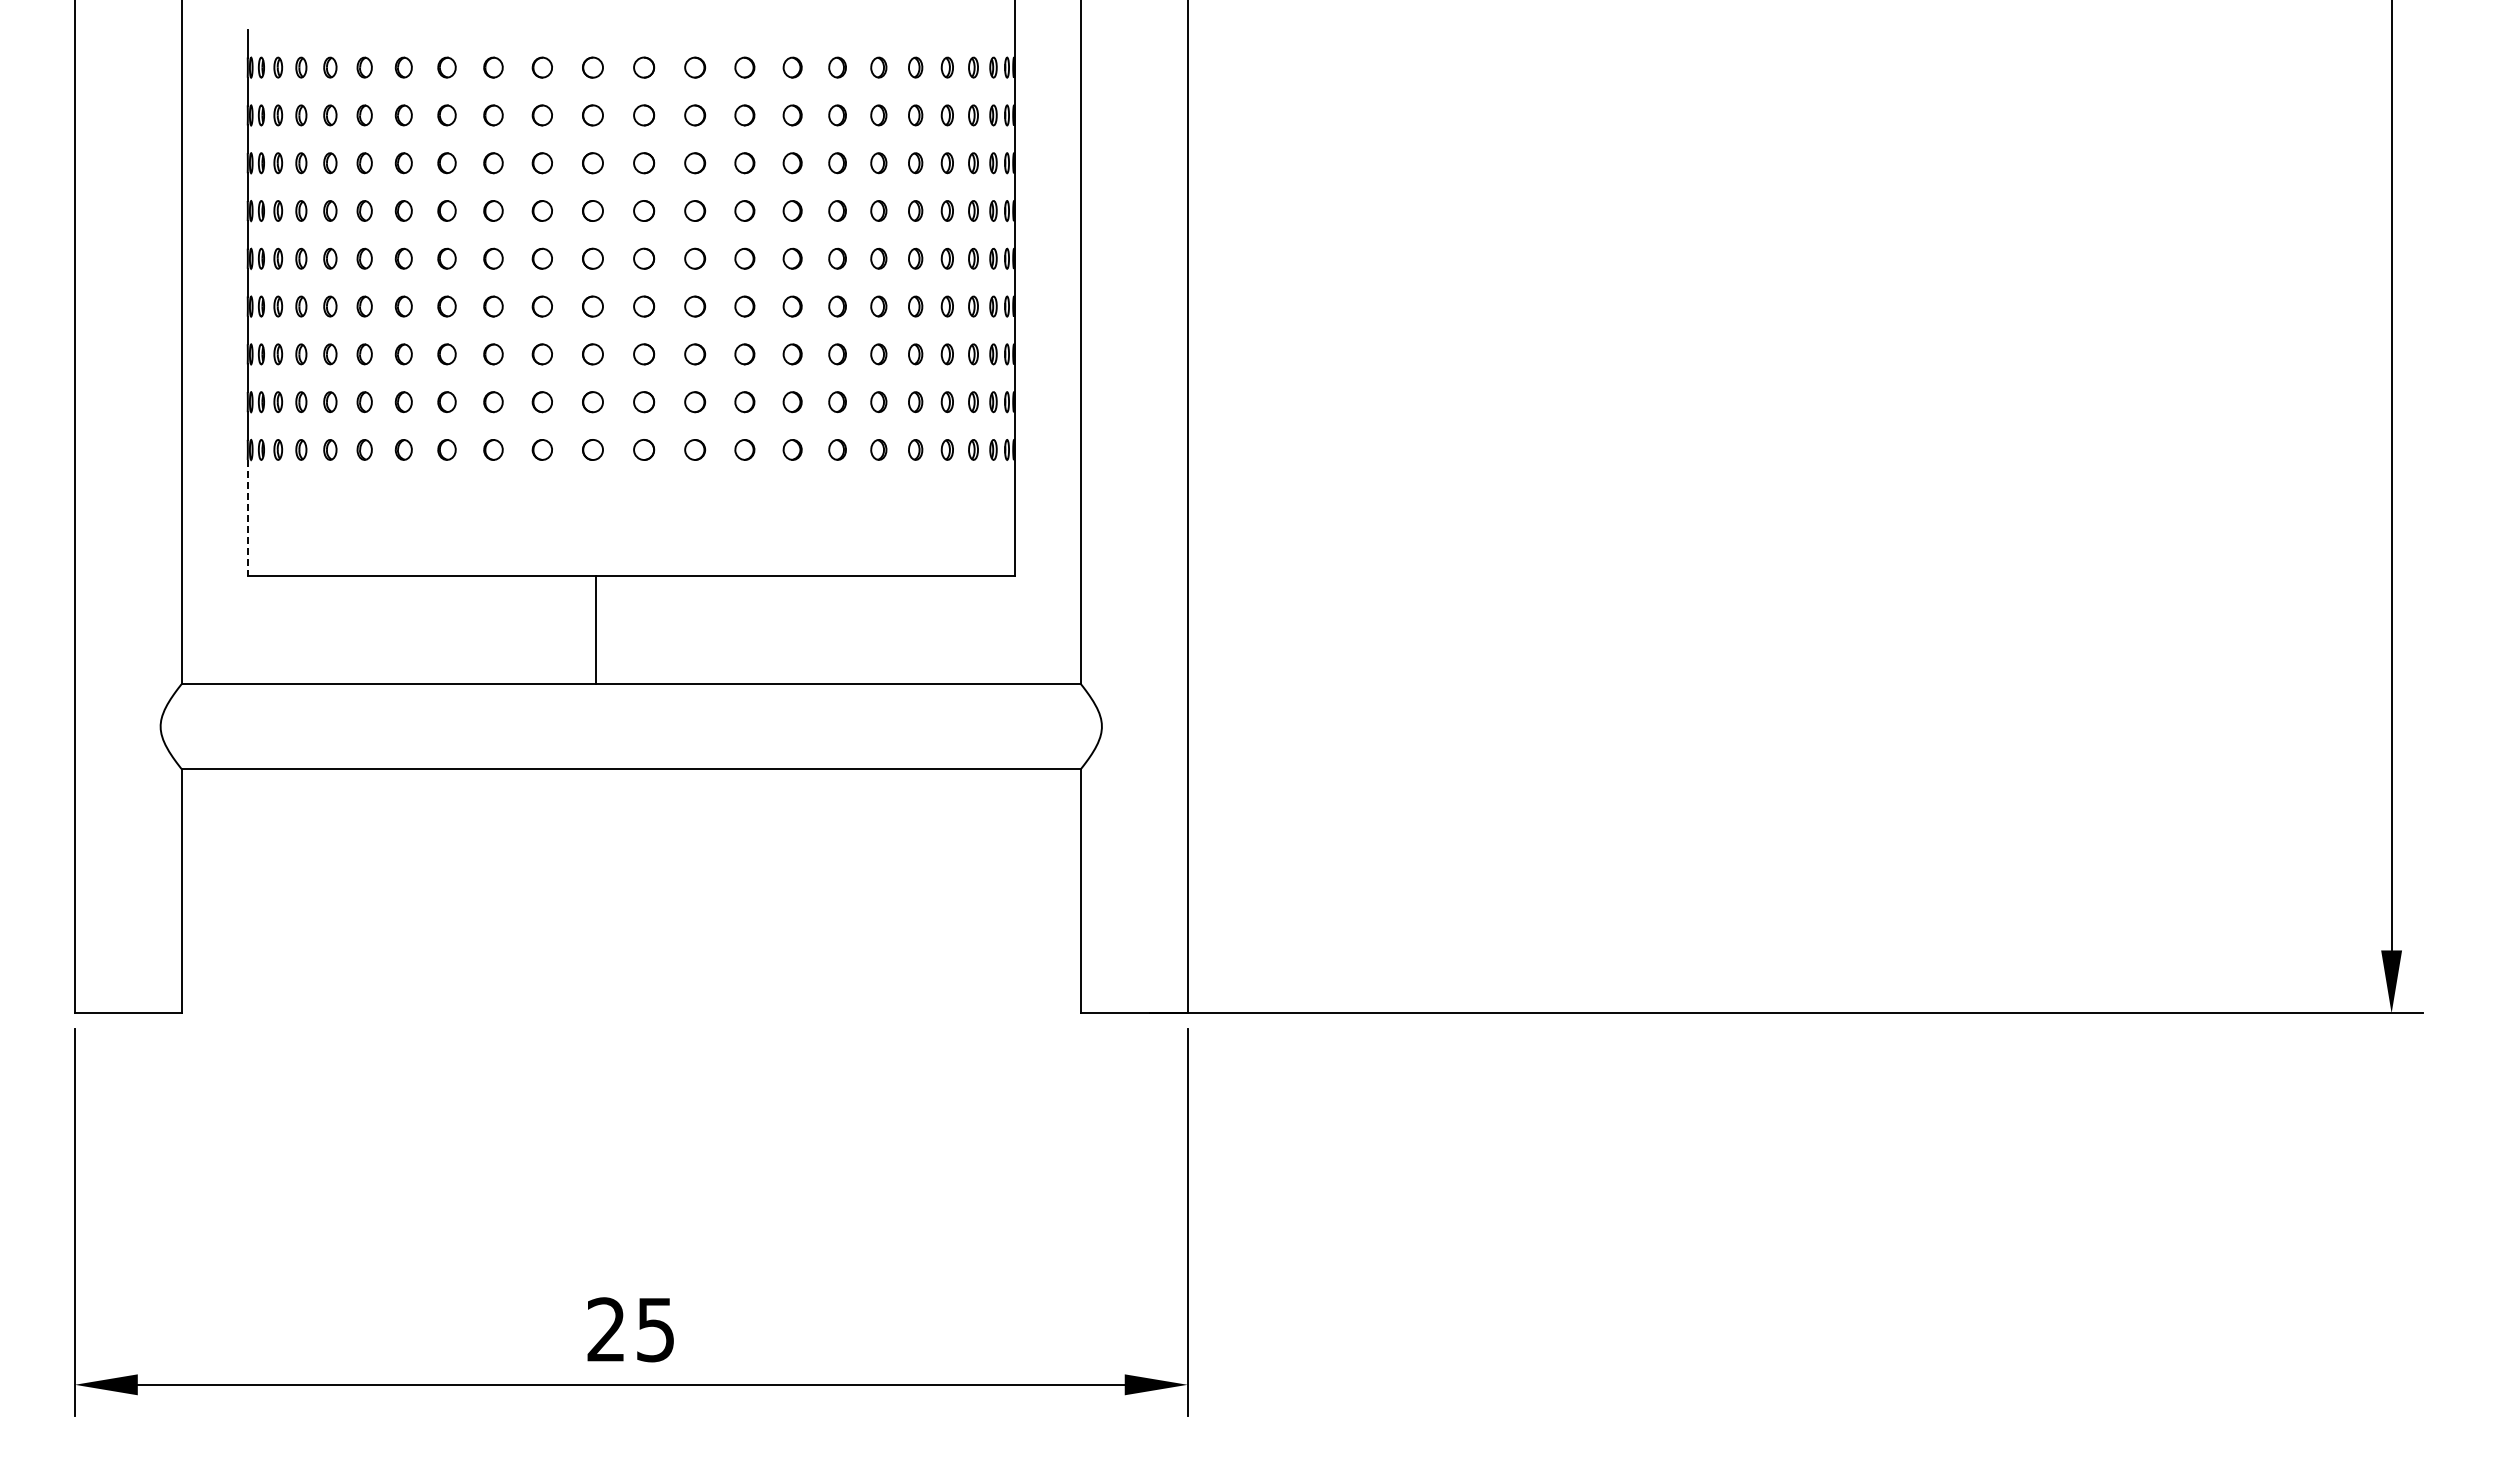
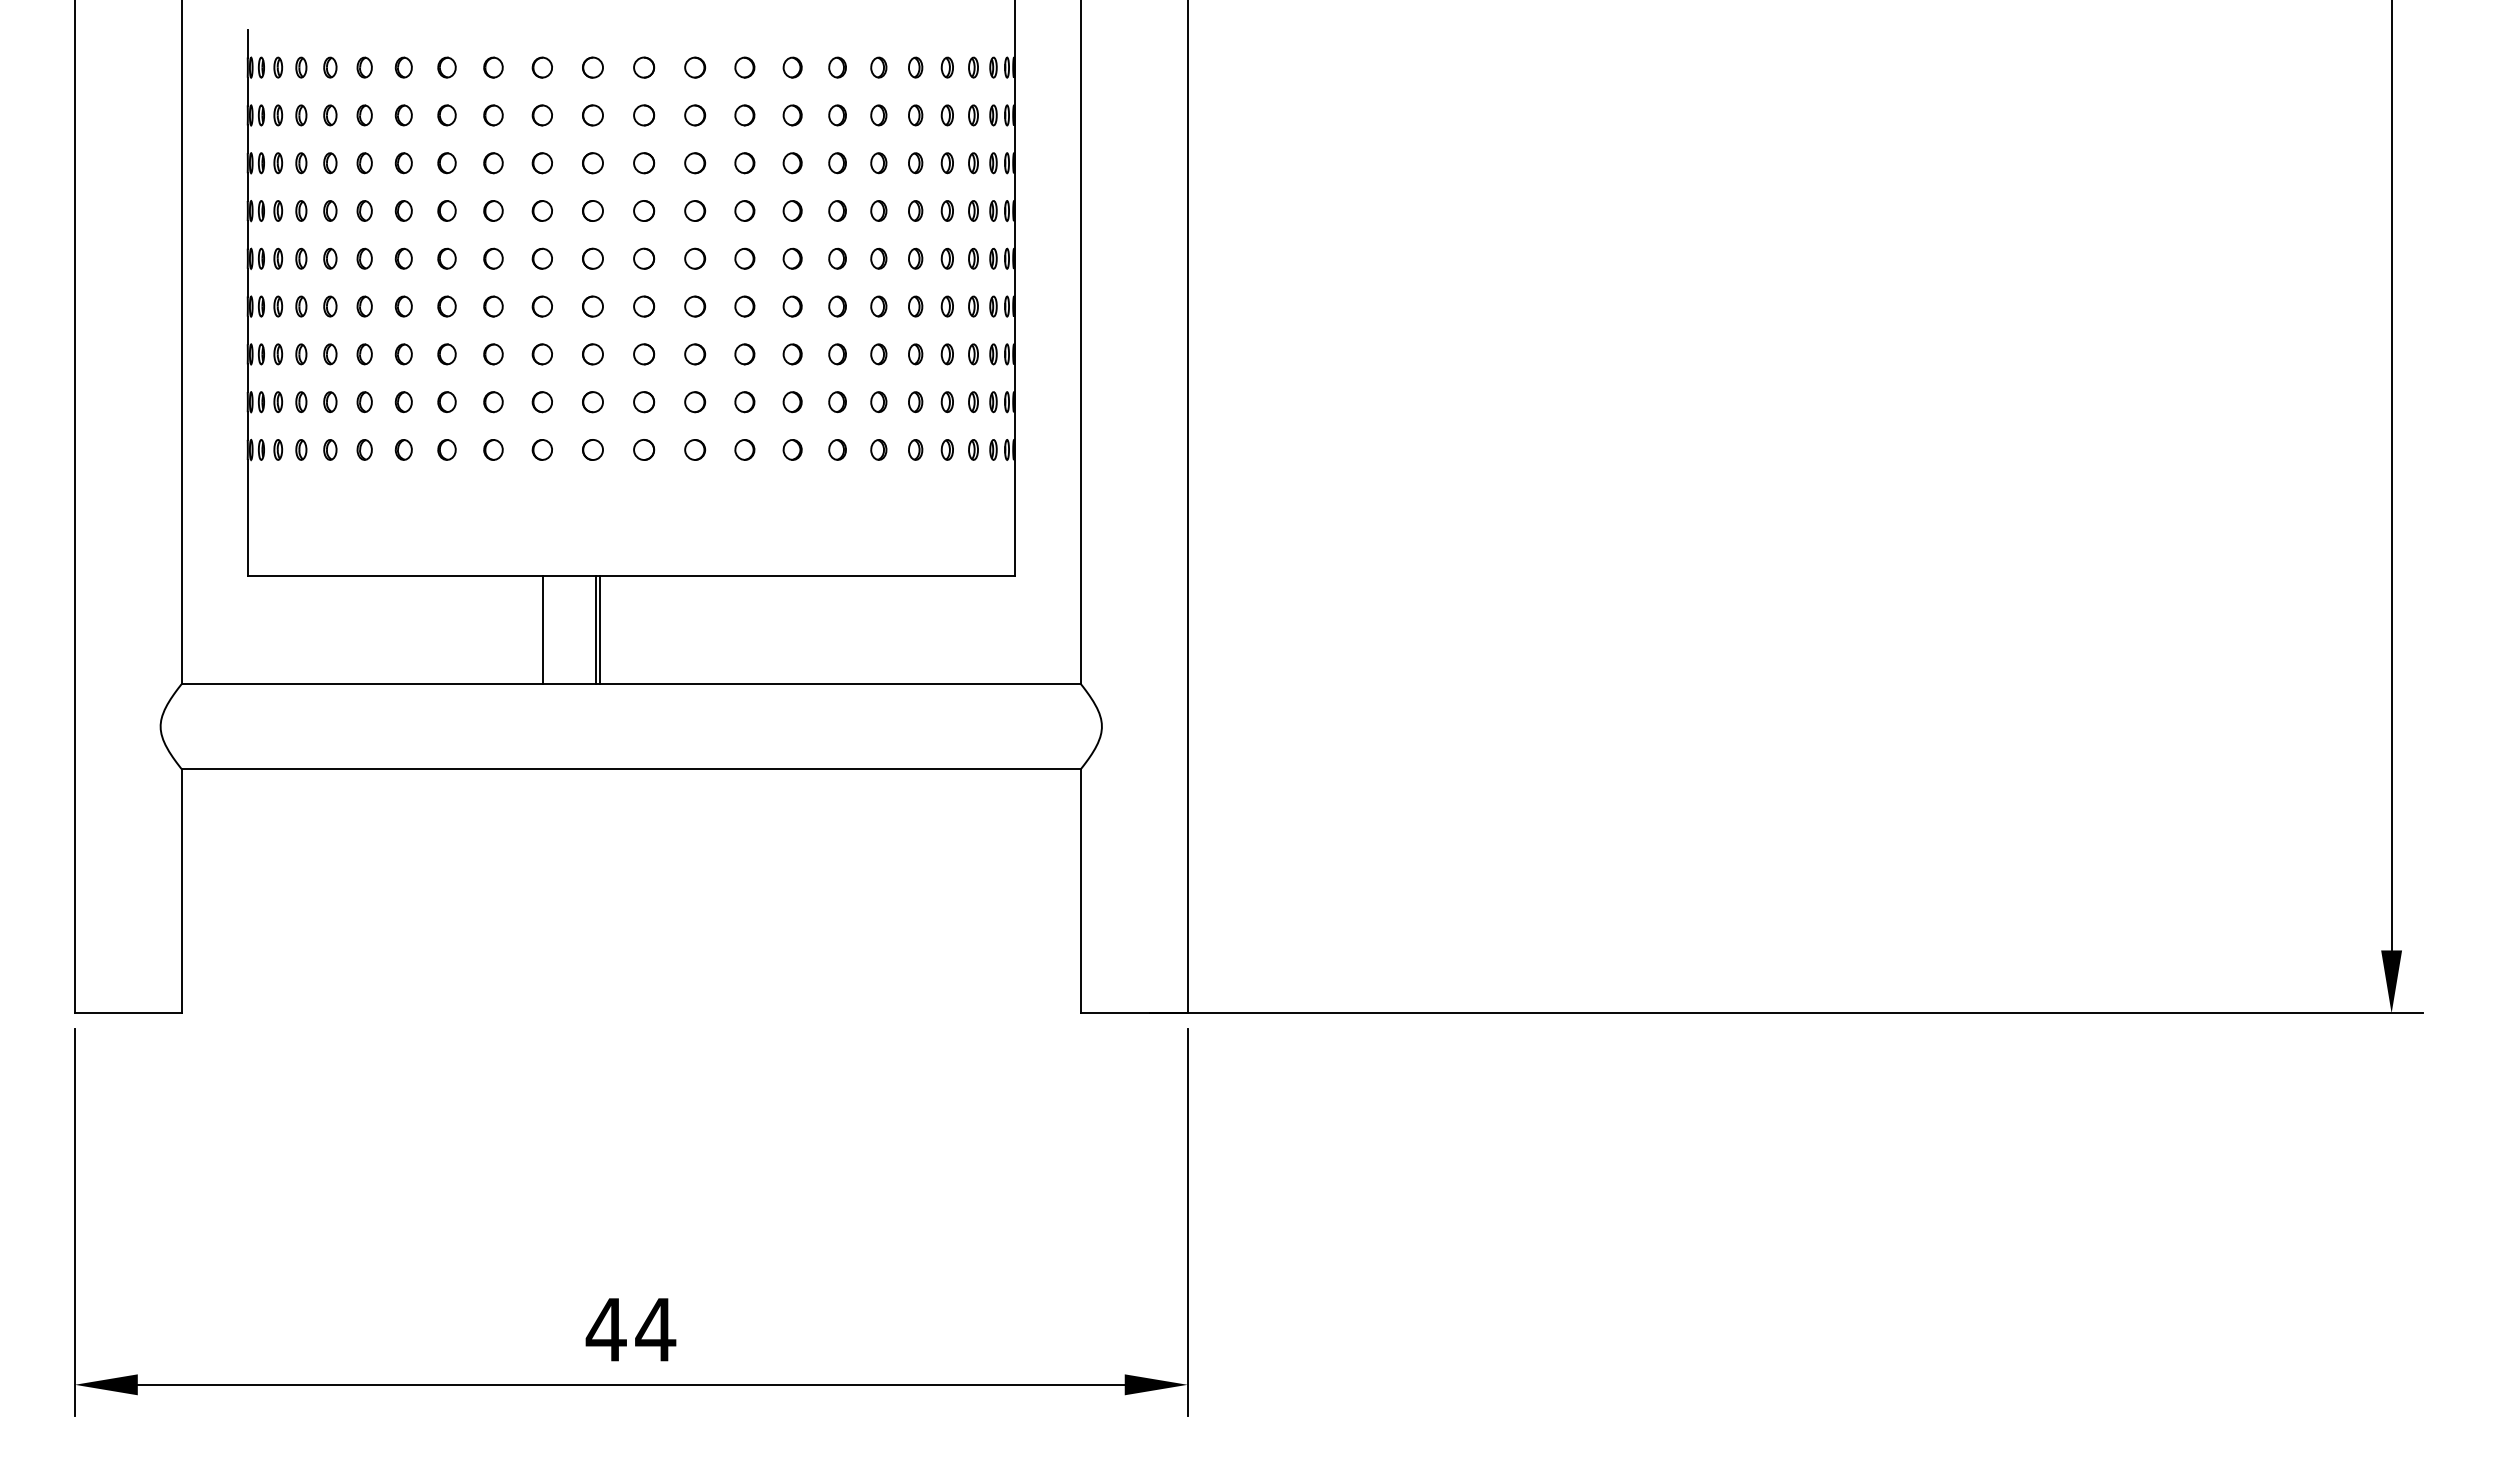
line: dashed -> solid (247, 517)
line: none -> present (542, 629)
line: none -> present (600, 629)
text: 25 -> 44 (630, 1329)
